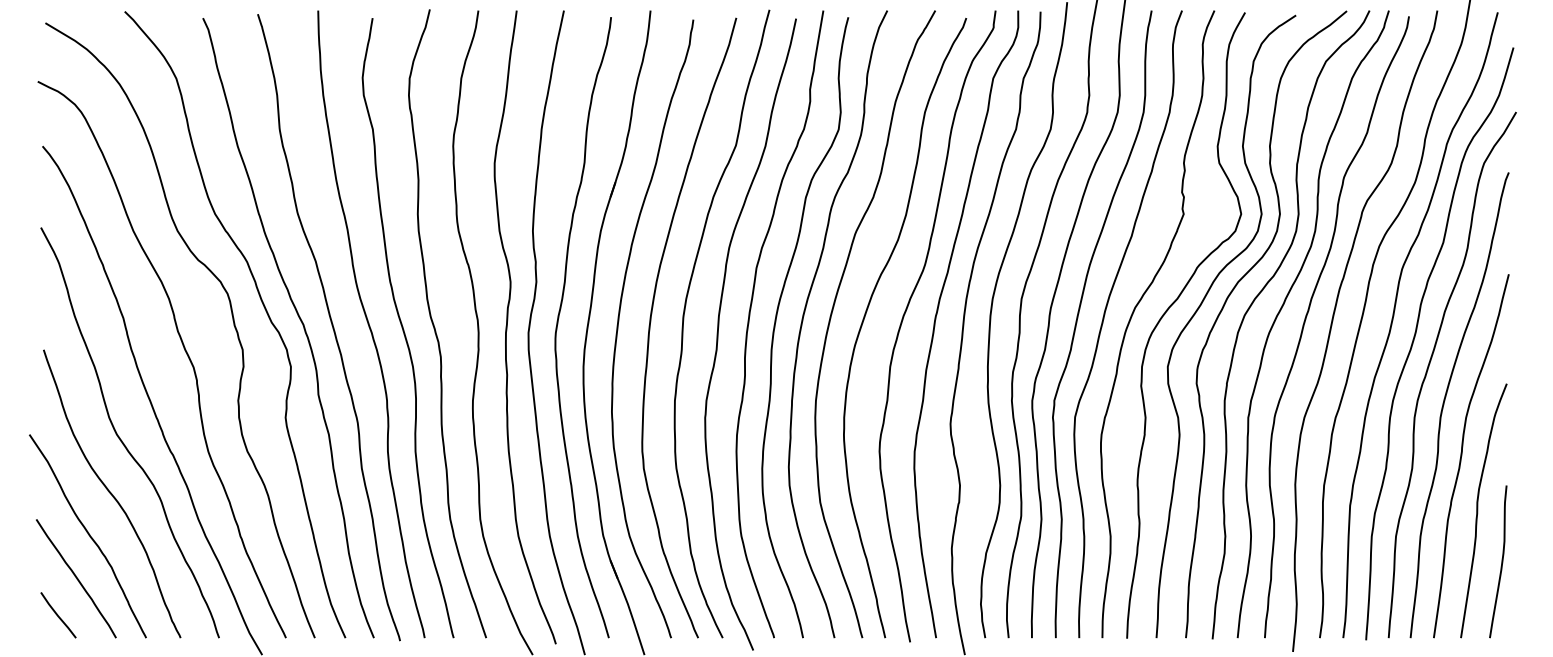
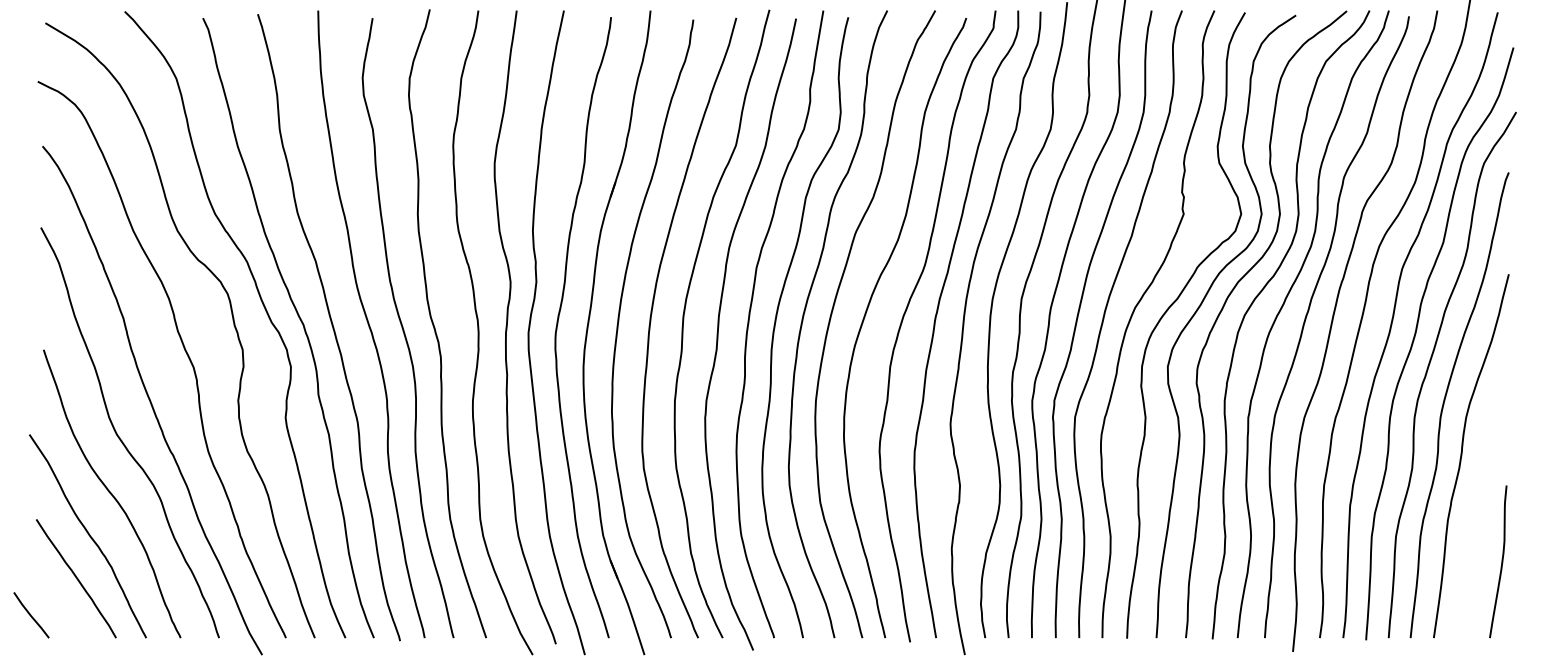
curve: present -> none (1478, 510)
line position: (58, 615) -> (31, 615) (31, 615)
